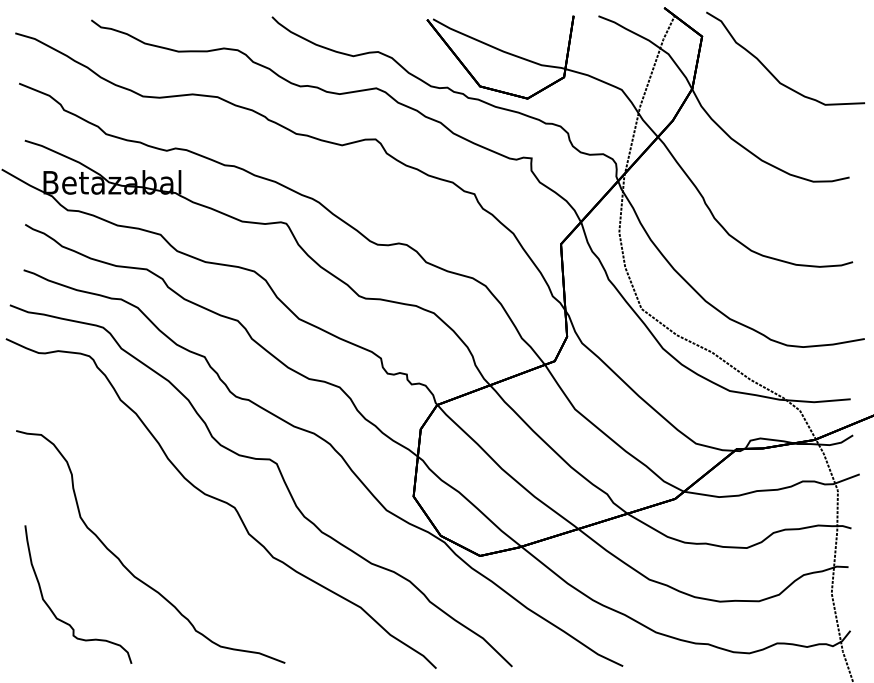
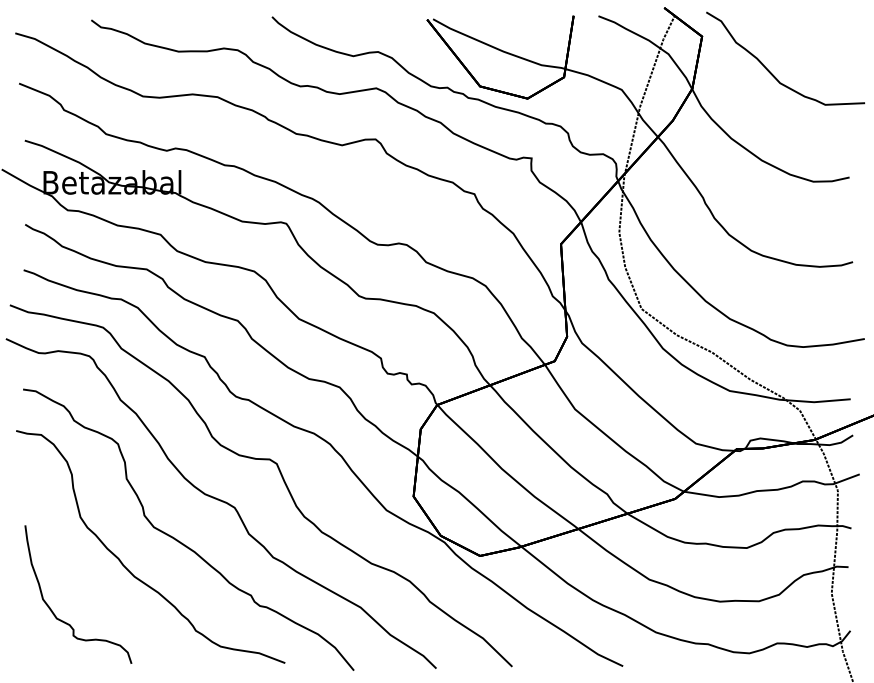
part: none -> present (179, 540)
